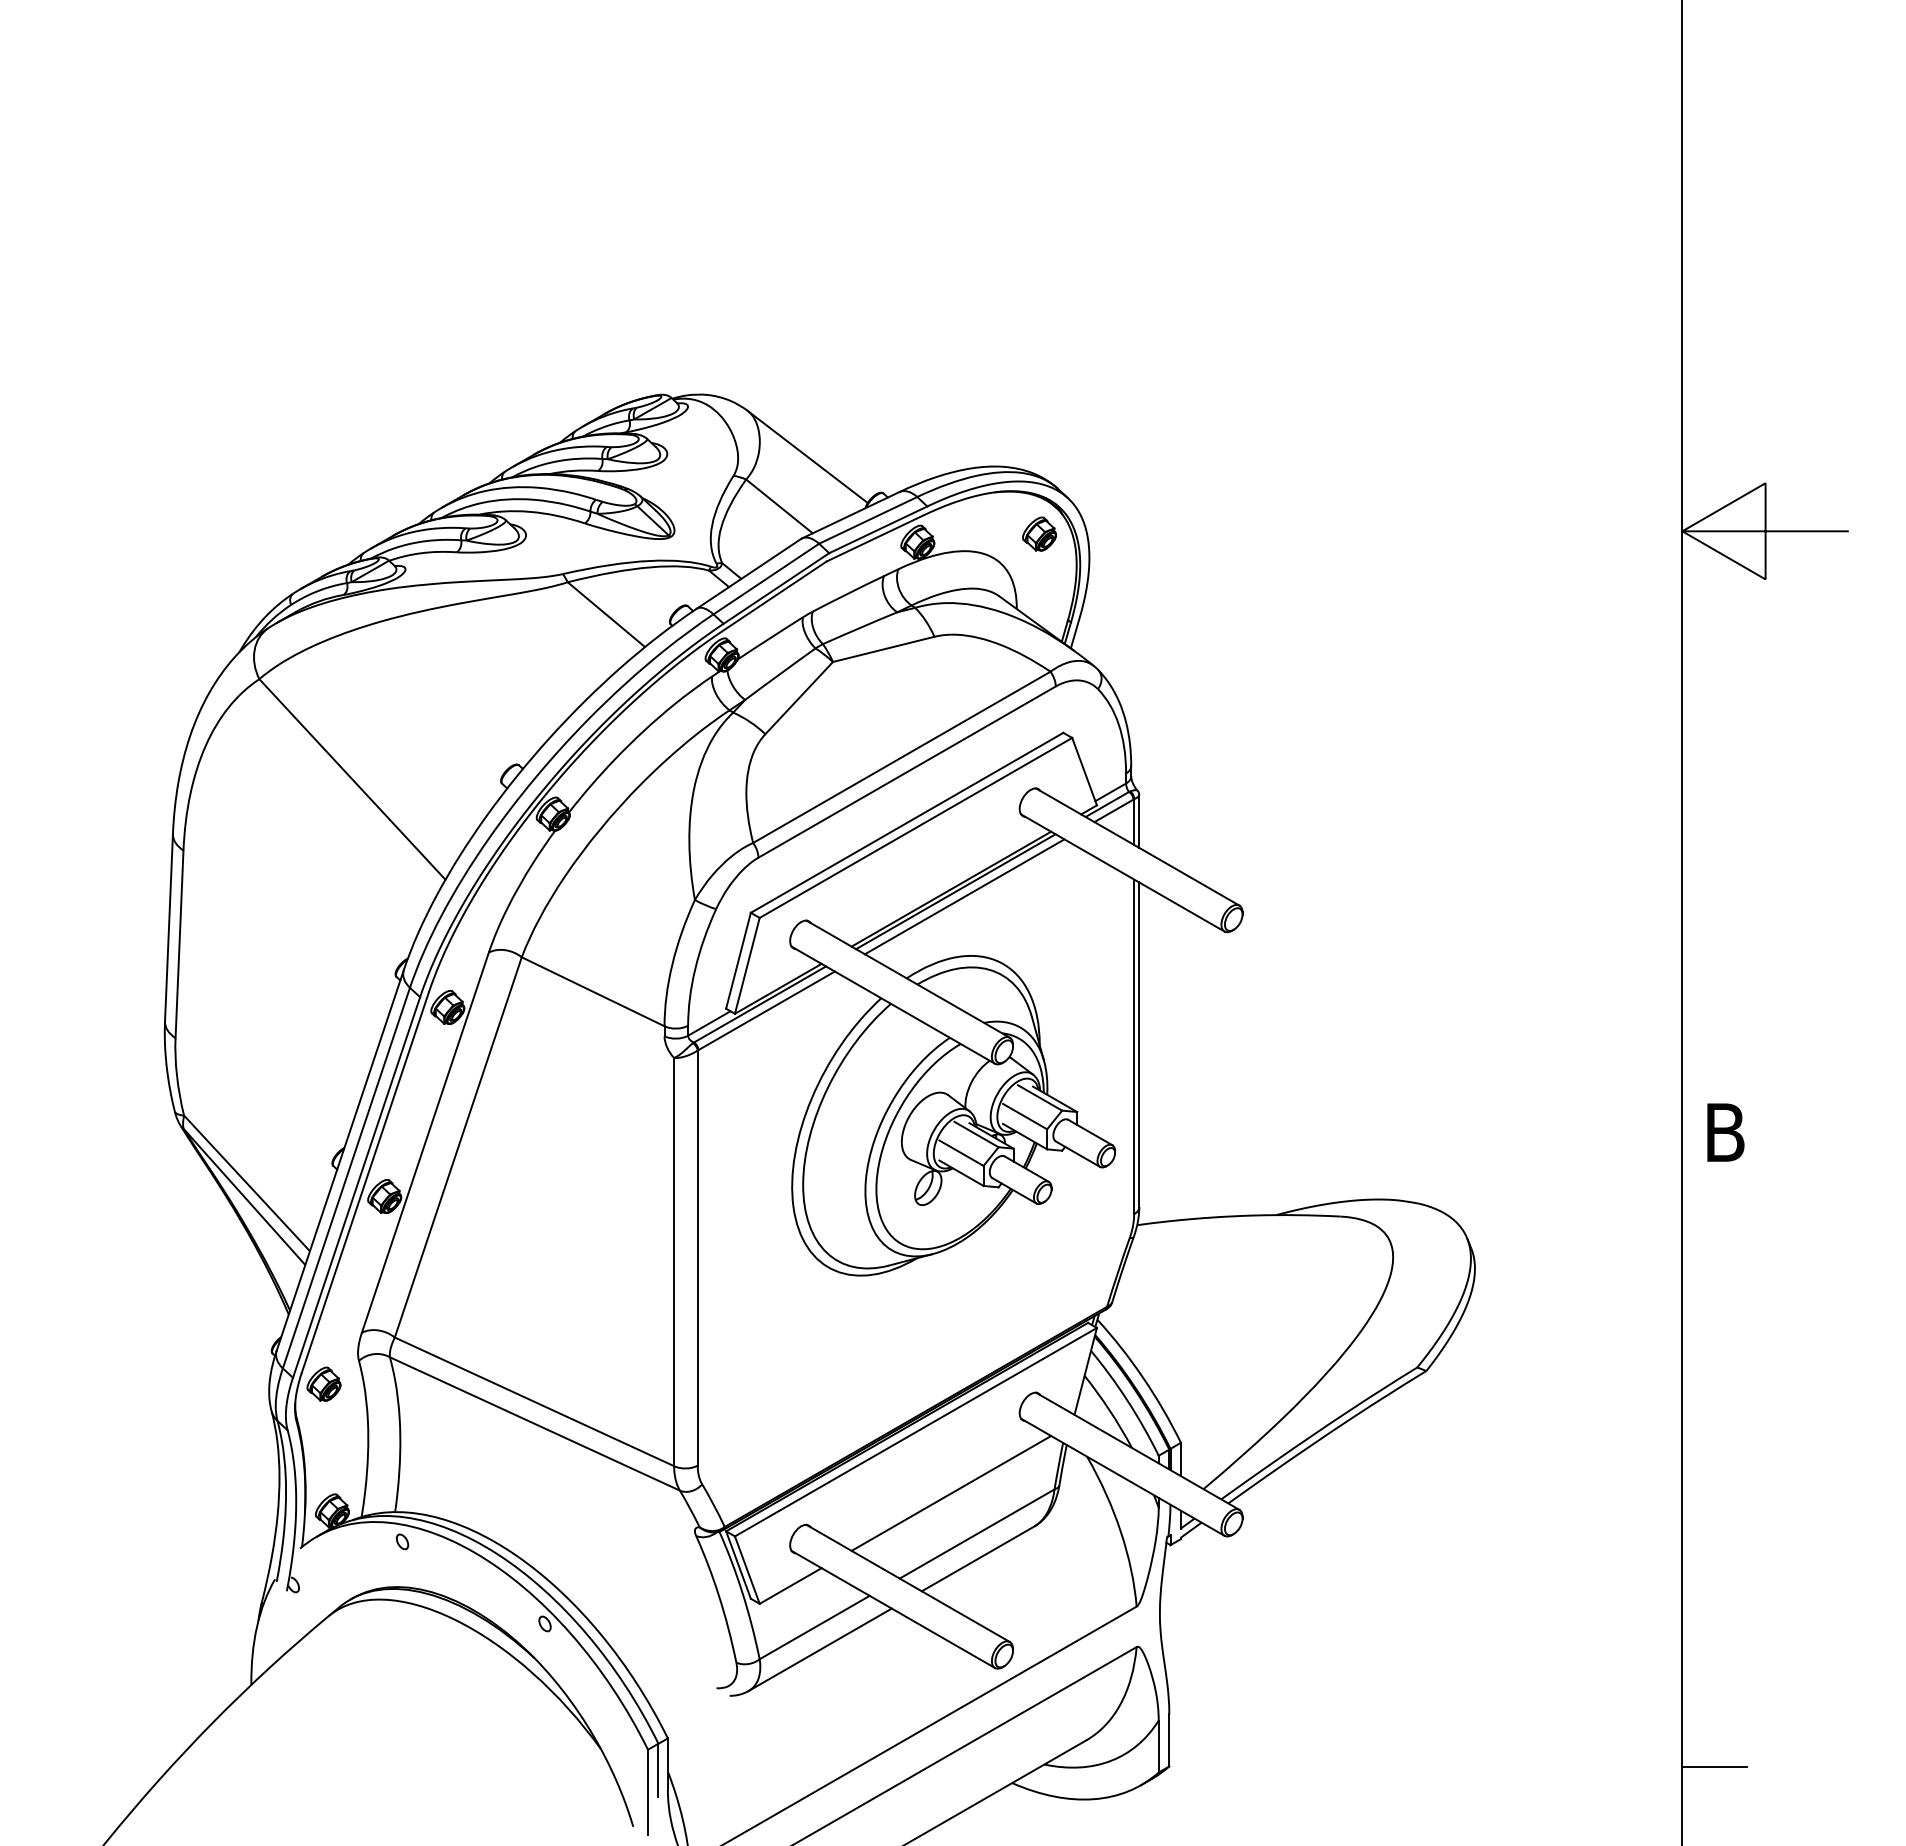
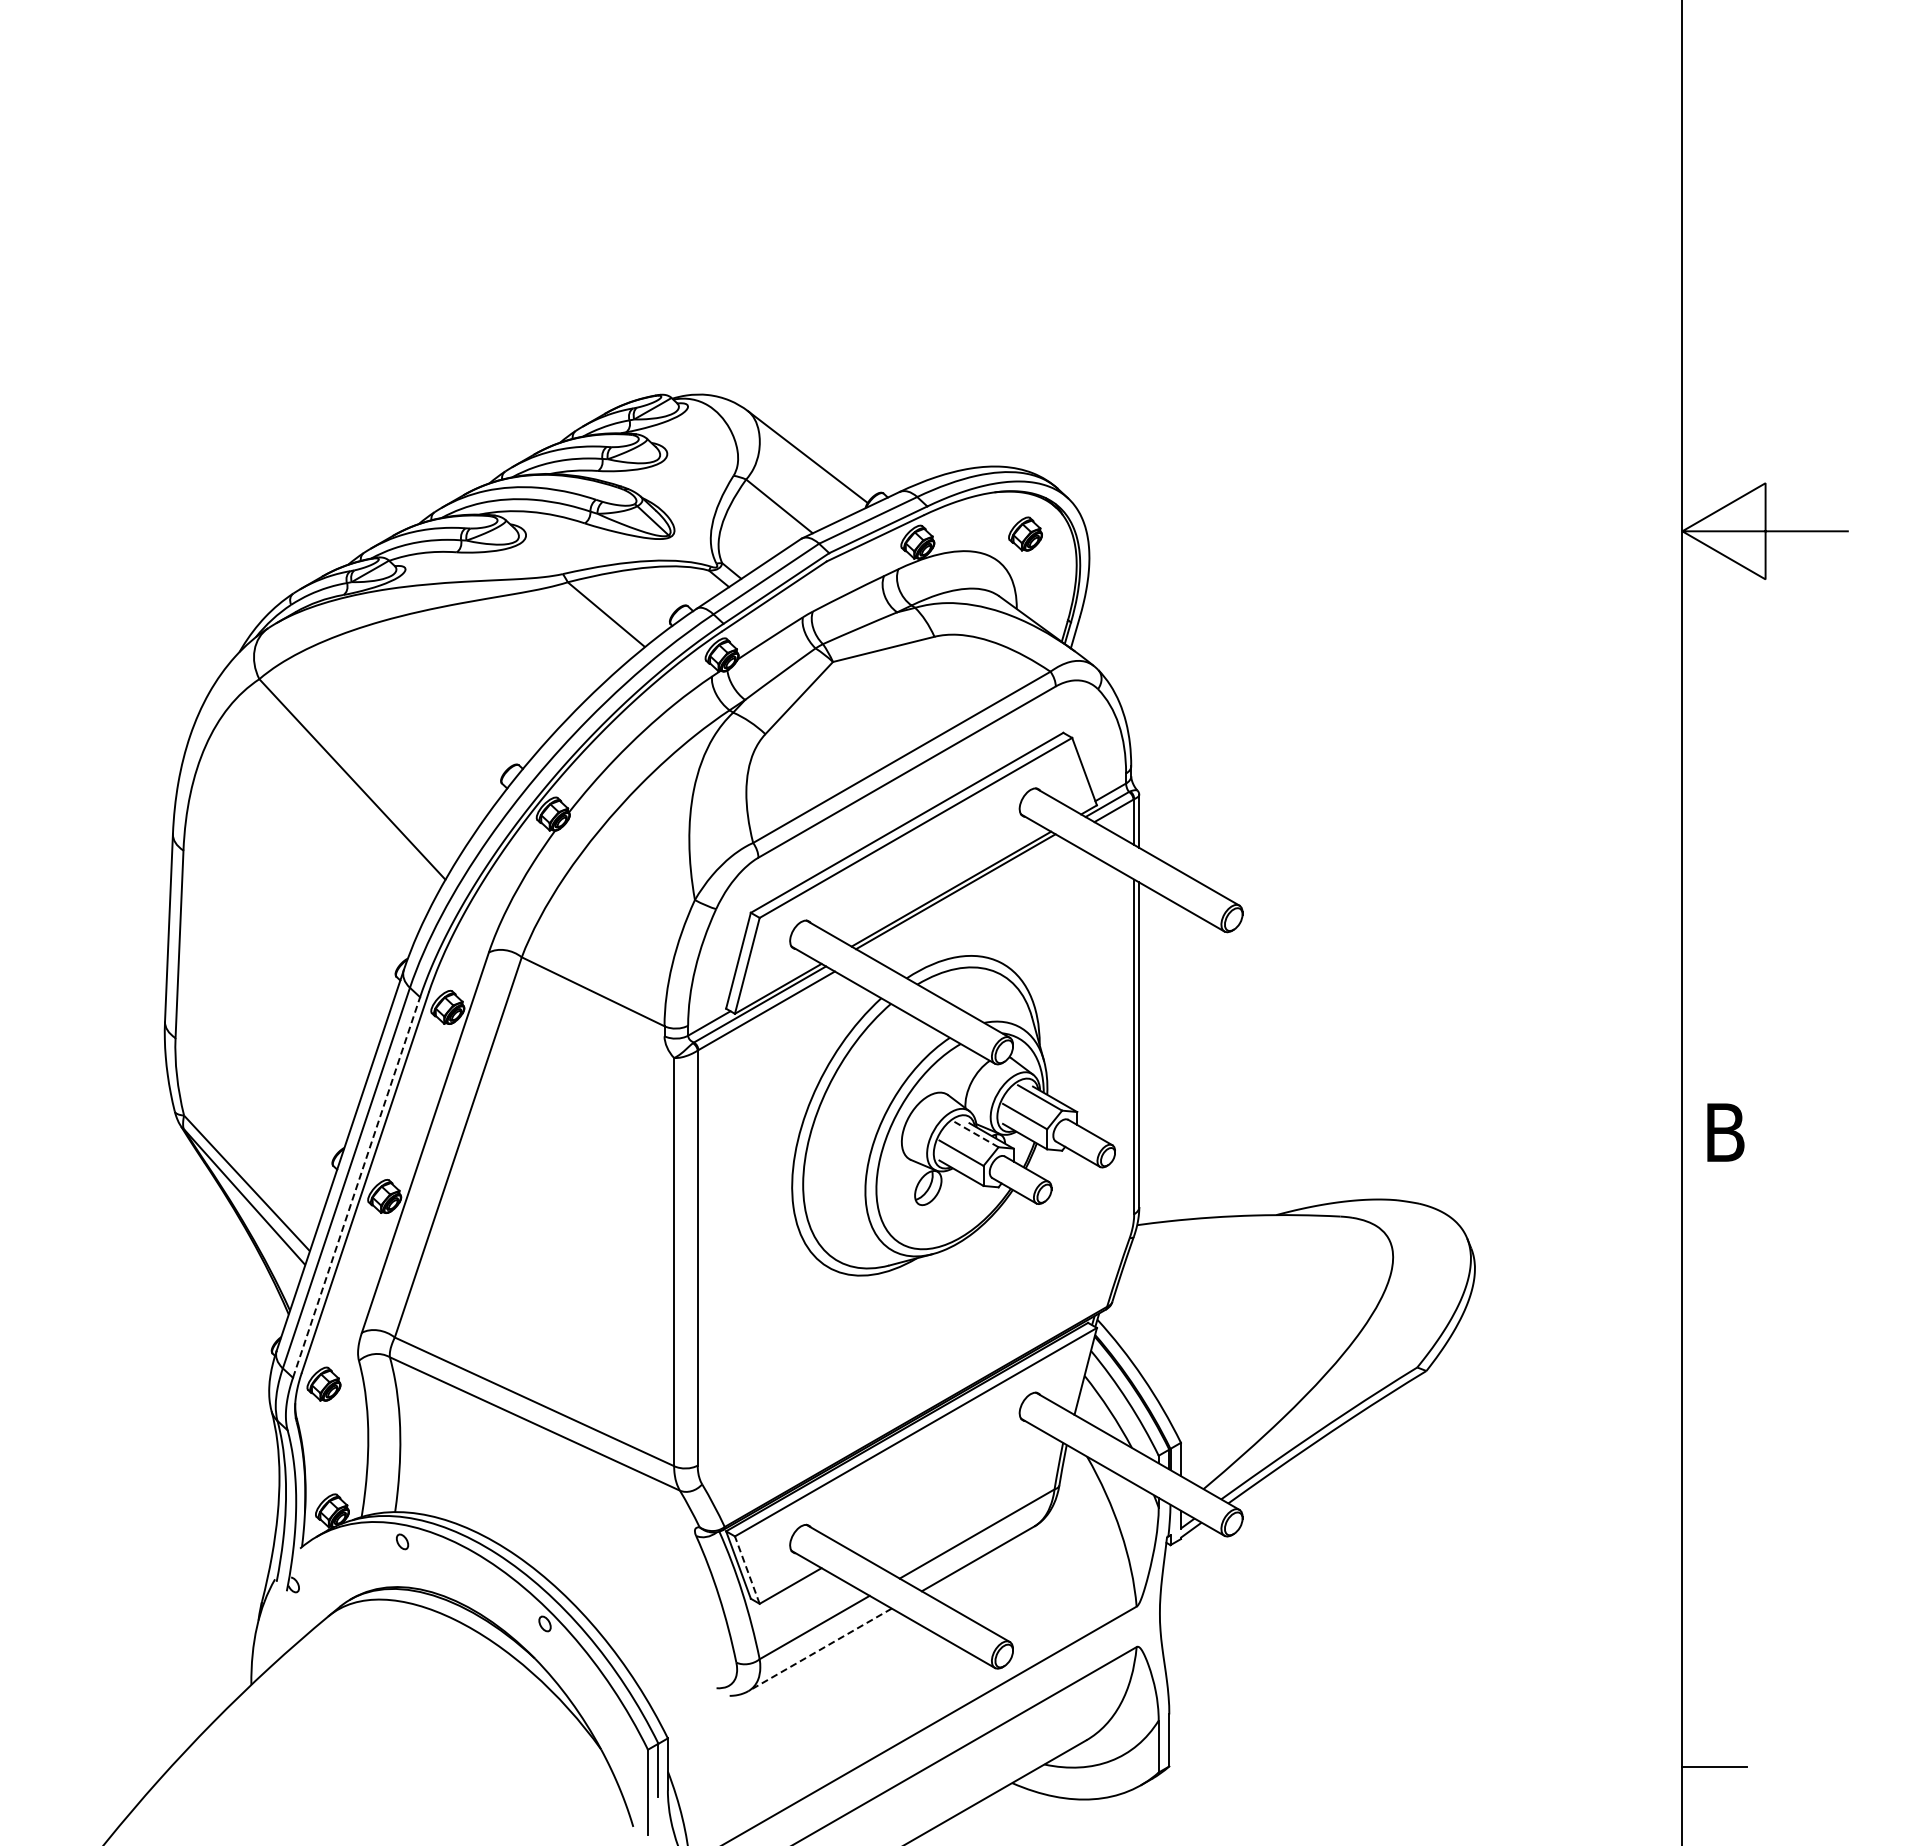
part position: (1039, 533) -> (1025, 533) (1025, 533)
line: present -> none (964, 896)
line: solid -> dashed (976, 1134)
line: solid -> dashed (356, 1187)
line: present -> none (951, 1492)
line: solid -> dashed (747, 1570)
line: solid -> dashed (820, 1649)
